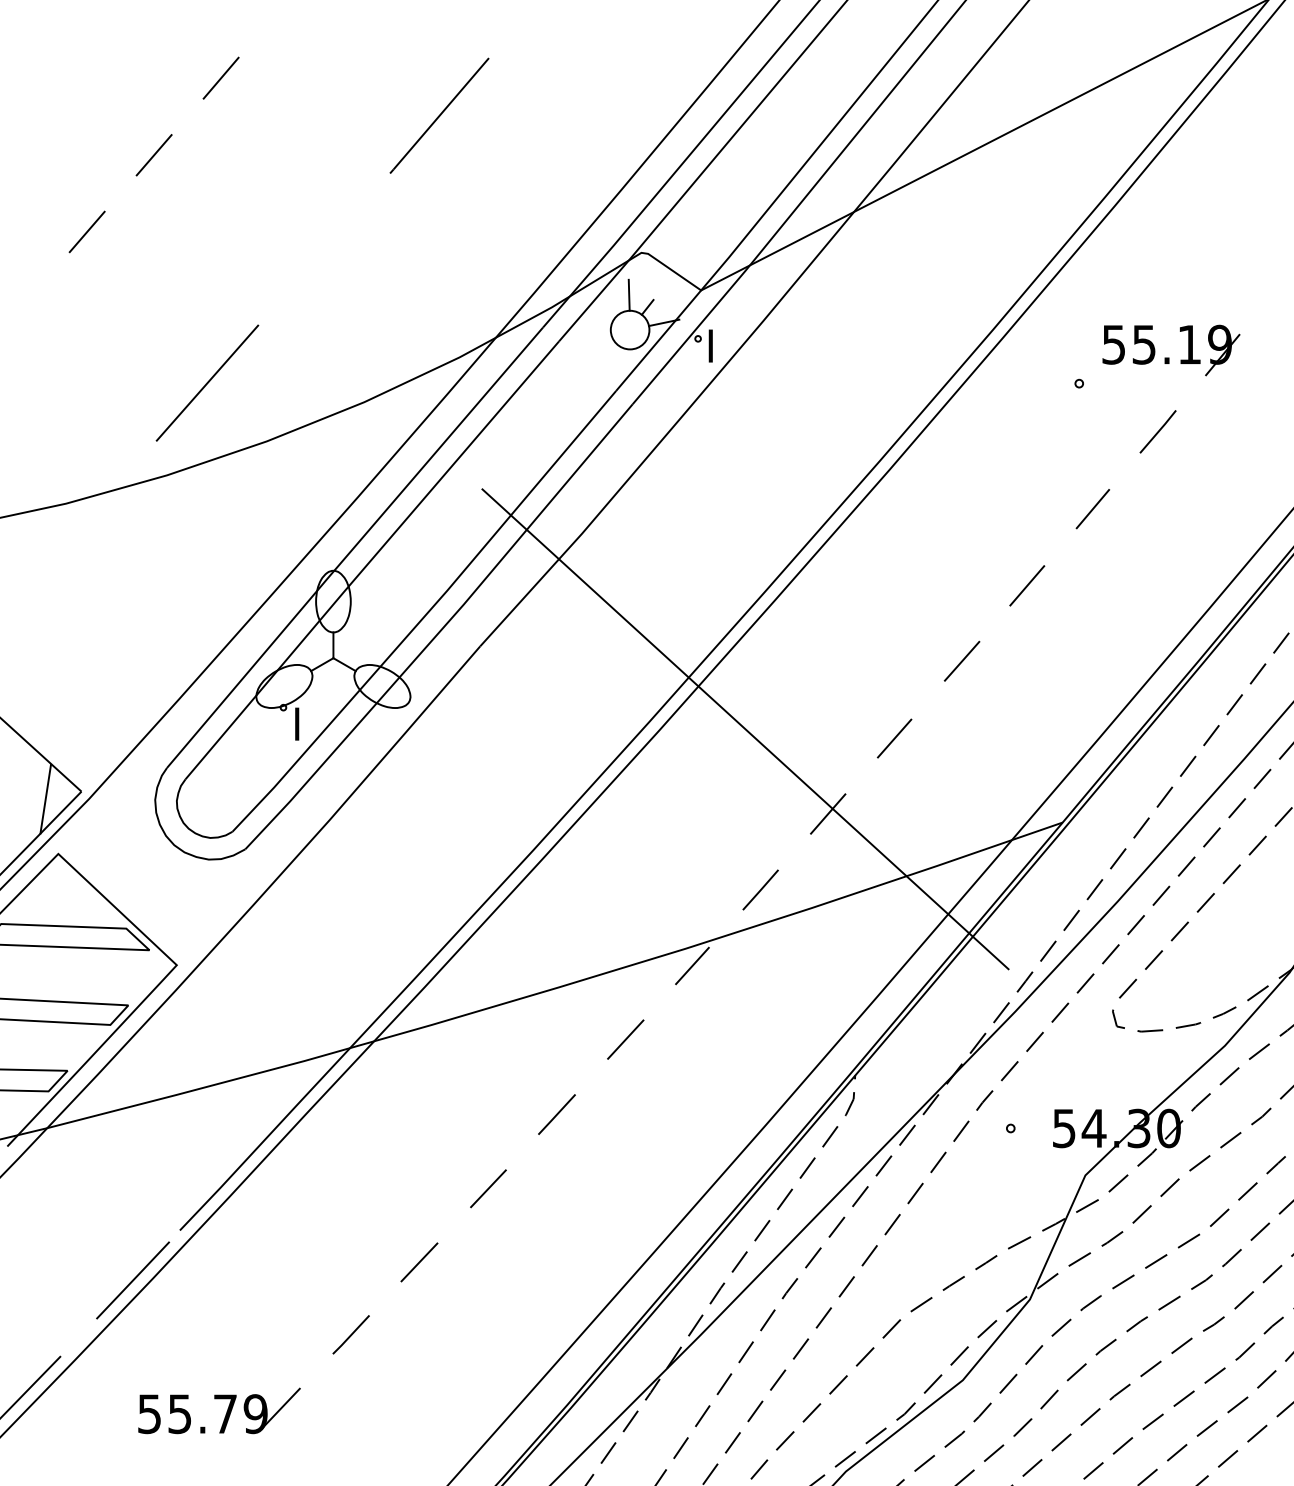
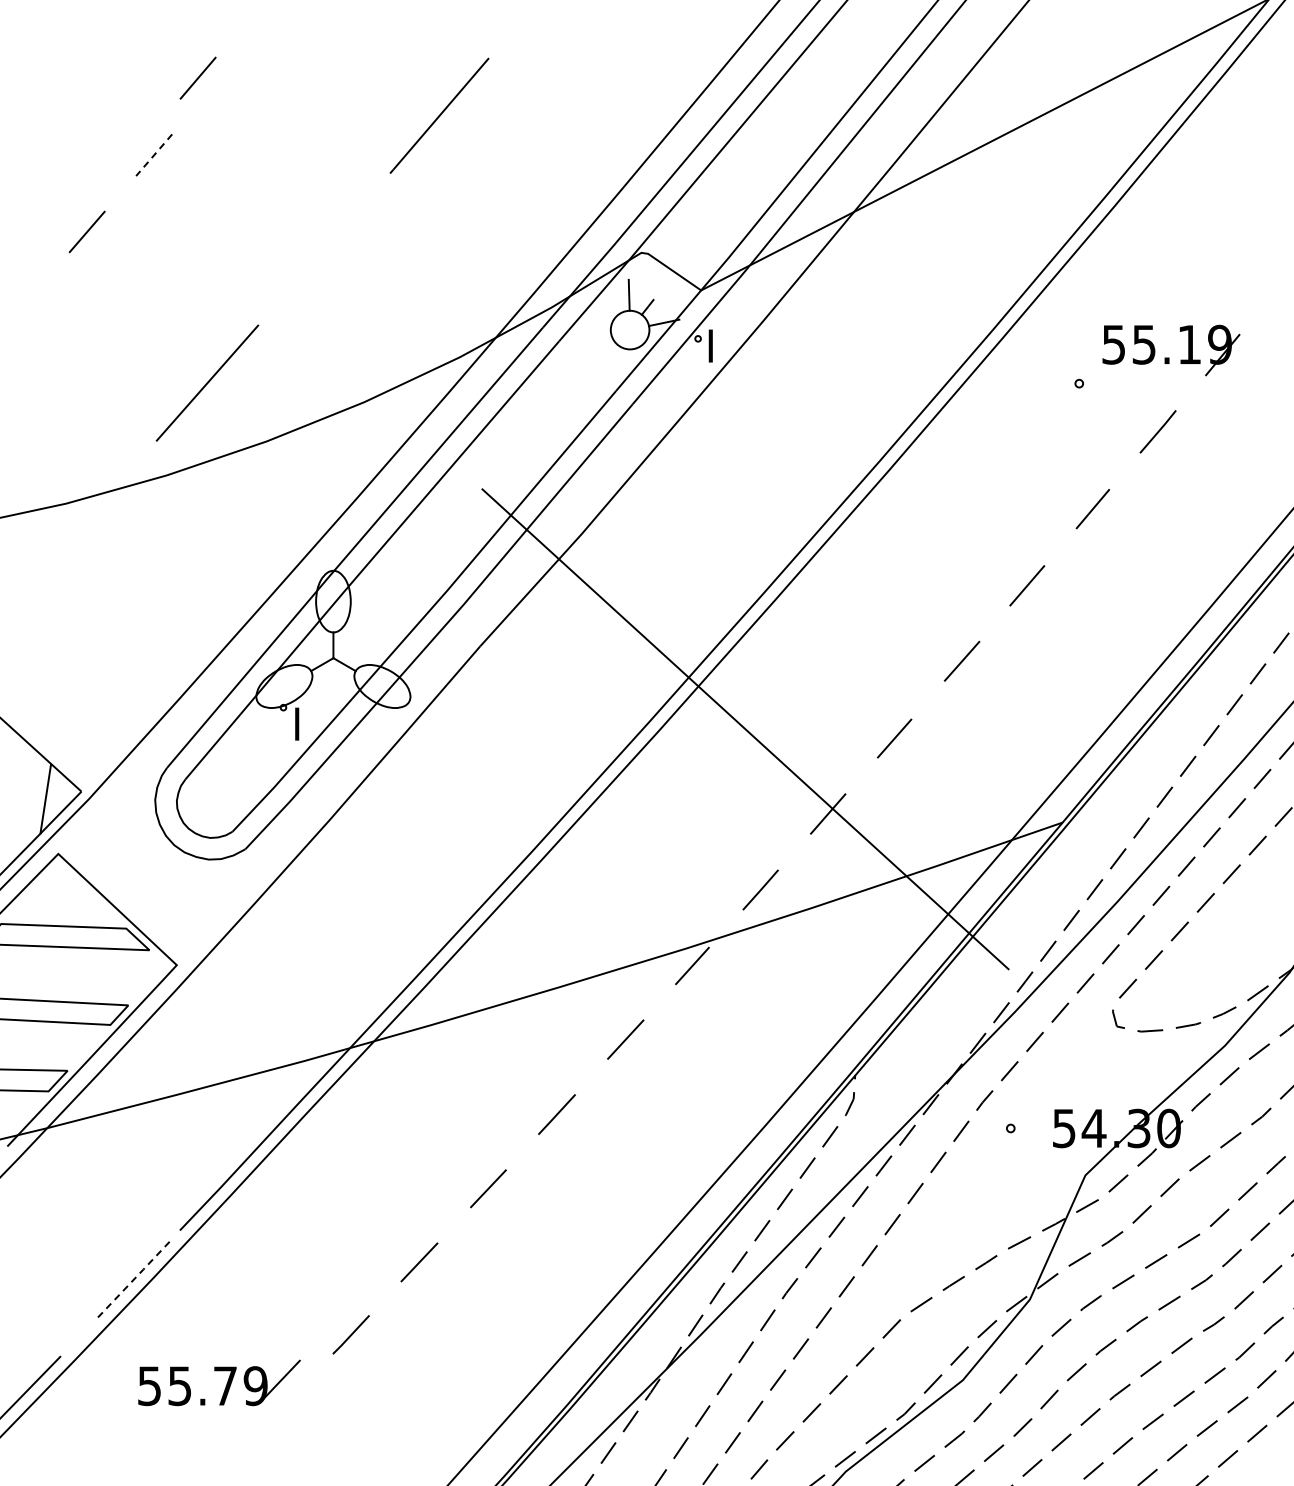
line position: (220, 77) -> (197, 77) (197, 77)
line: solid -> dashed (154, 155)
line: solid -> dashed (133, 1280)
part position: (226, 1411) -> (226, 1383) (226, 1383)
